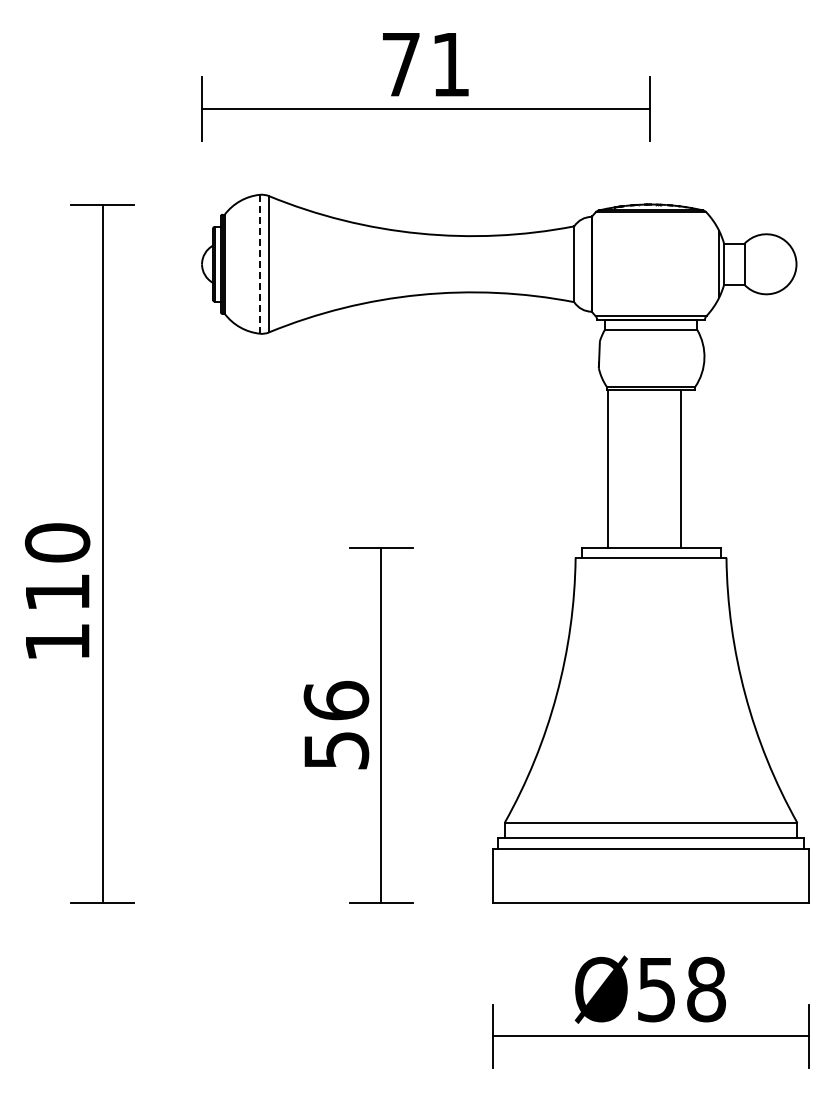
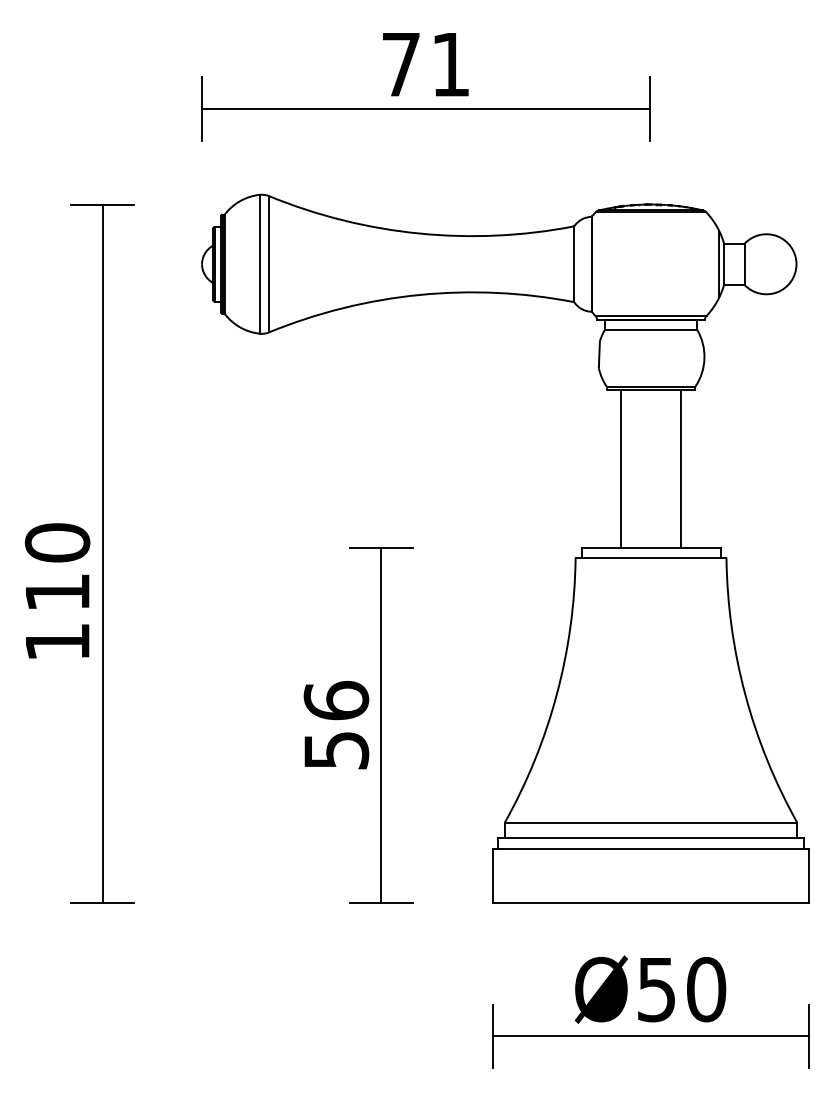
line: dashed -> solid (259, 264)
line position: (607, 468) -> (620, 468) (620, 468)
text: Ø58 -> Ø50 (706, 989)
